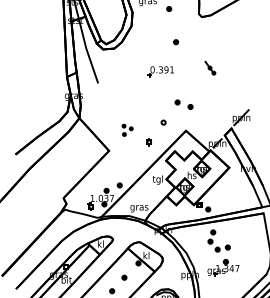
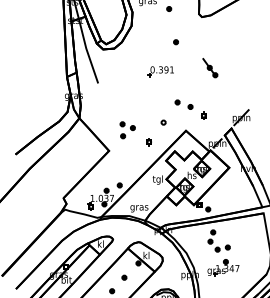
part size: 13x16 px -> 17x21 px (210, 68)
part: none -> present (203, 115)
part size: 13x14 px -> 17x19 px (127, 130)
